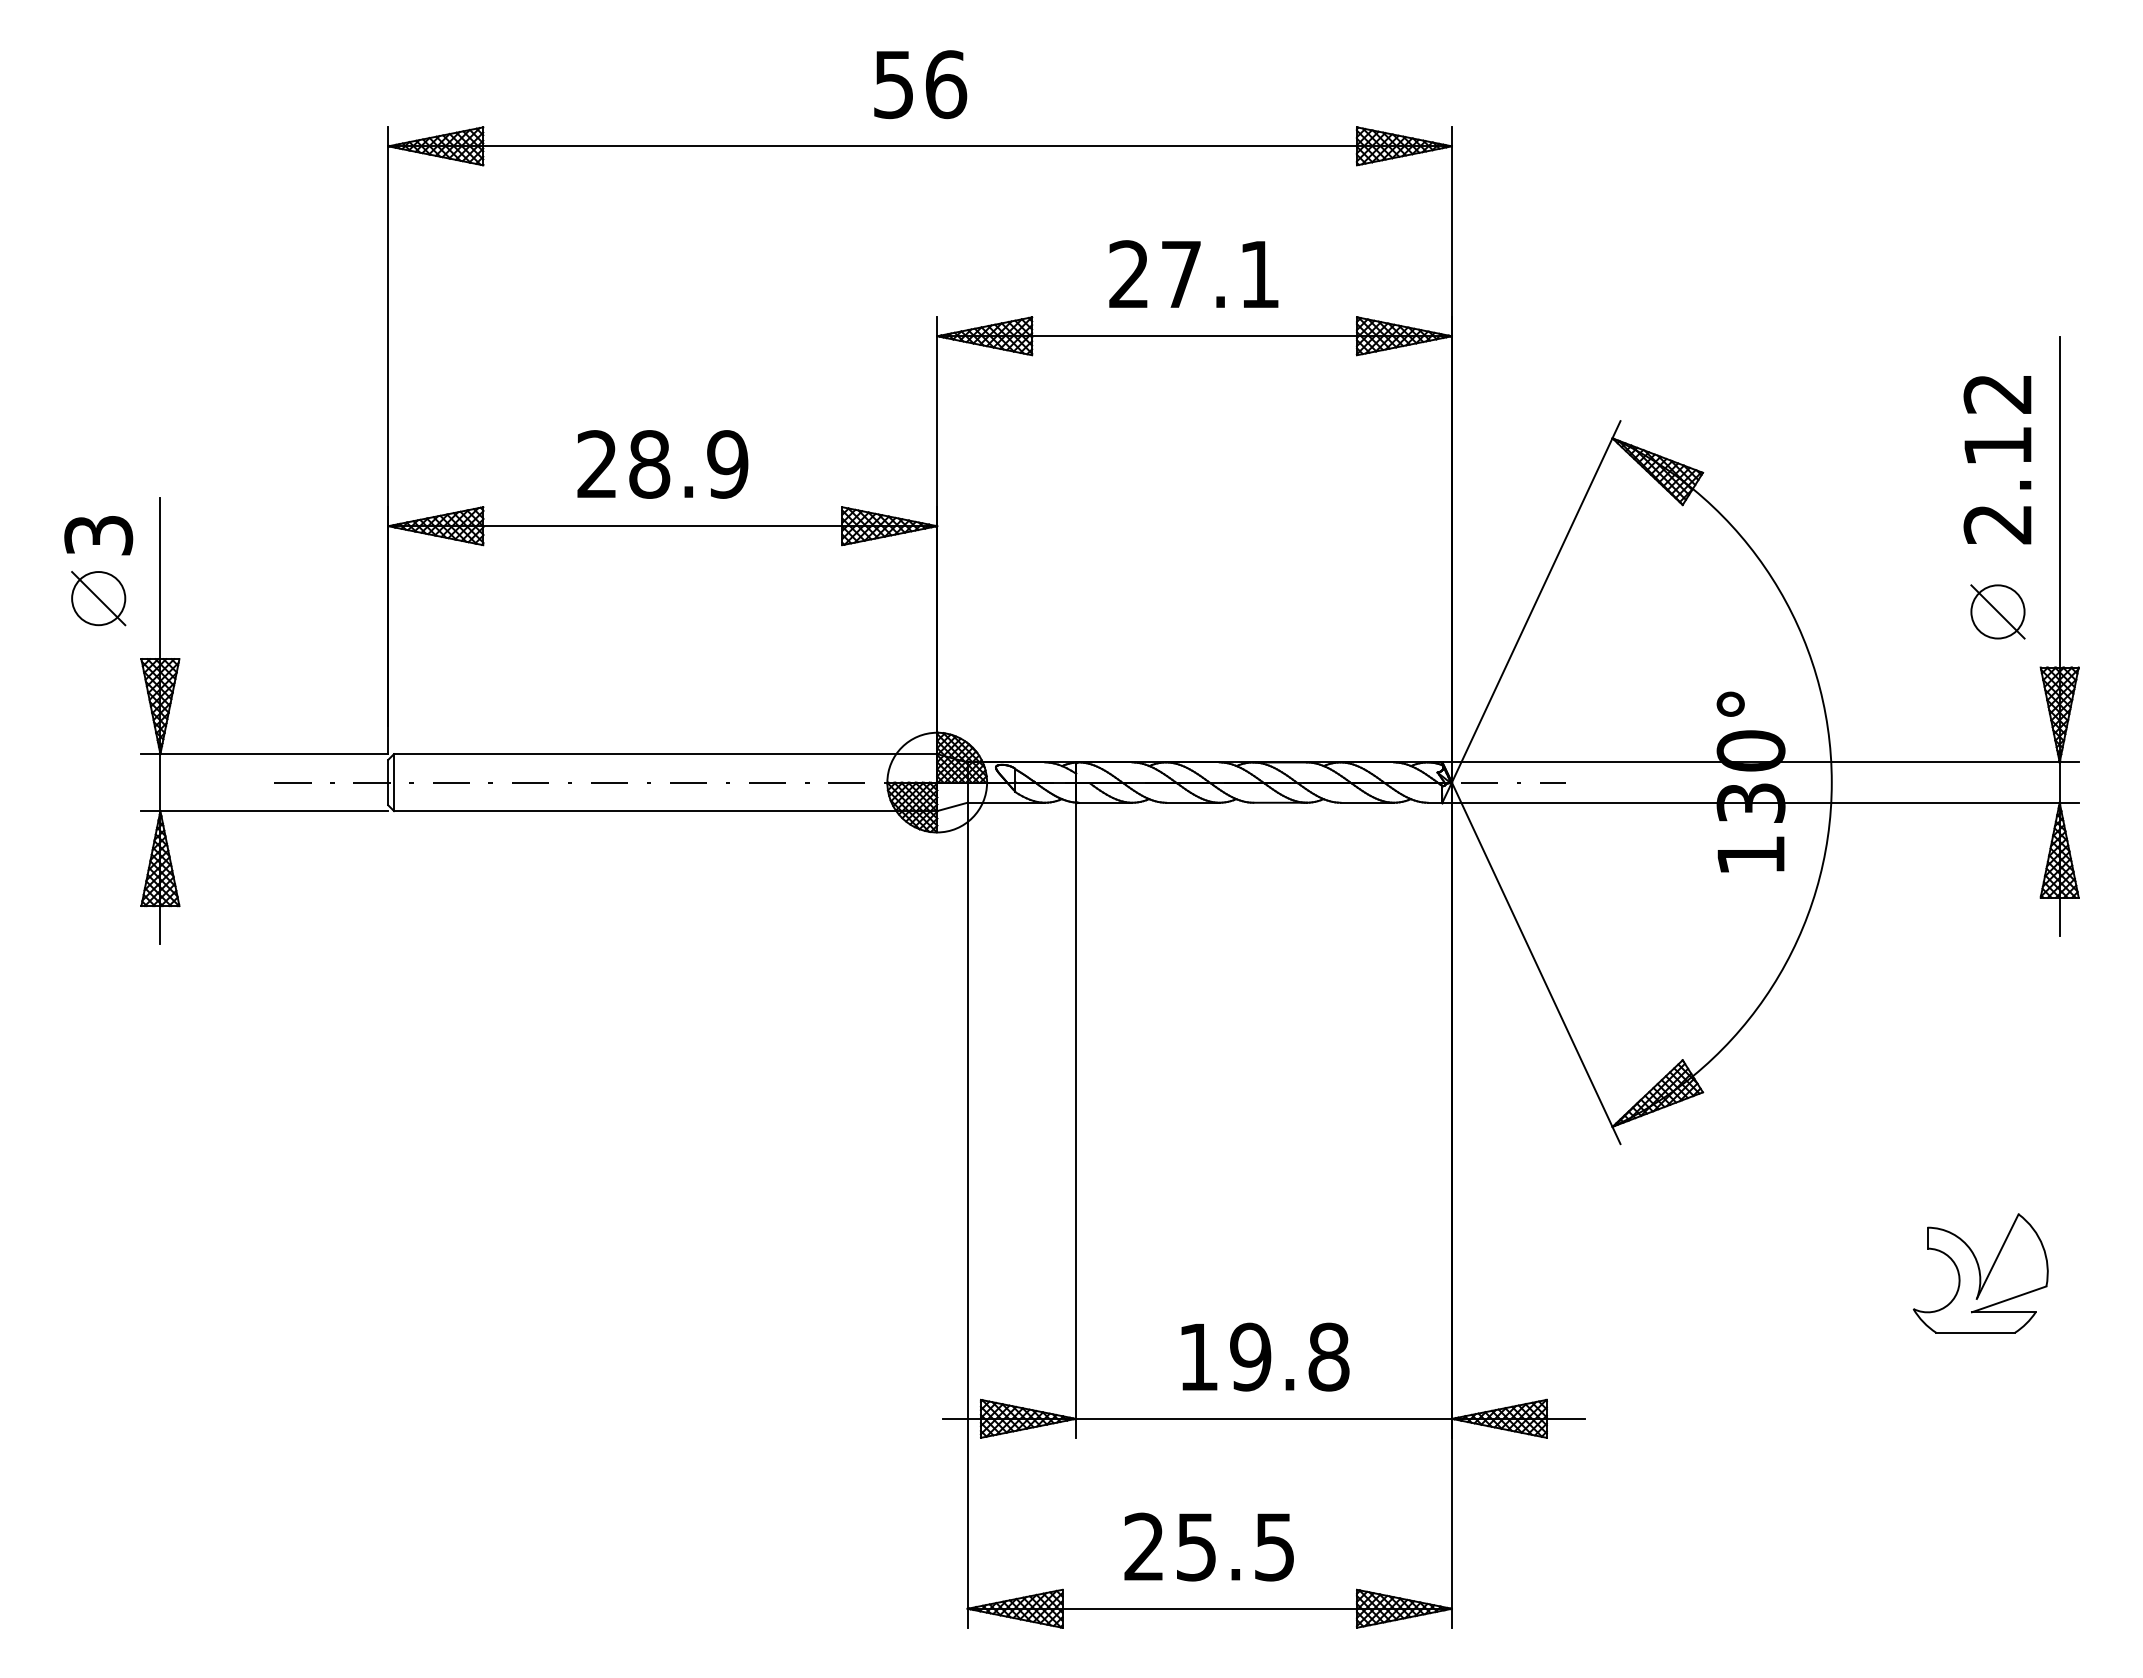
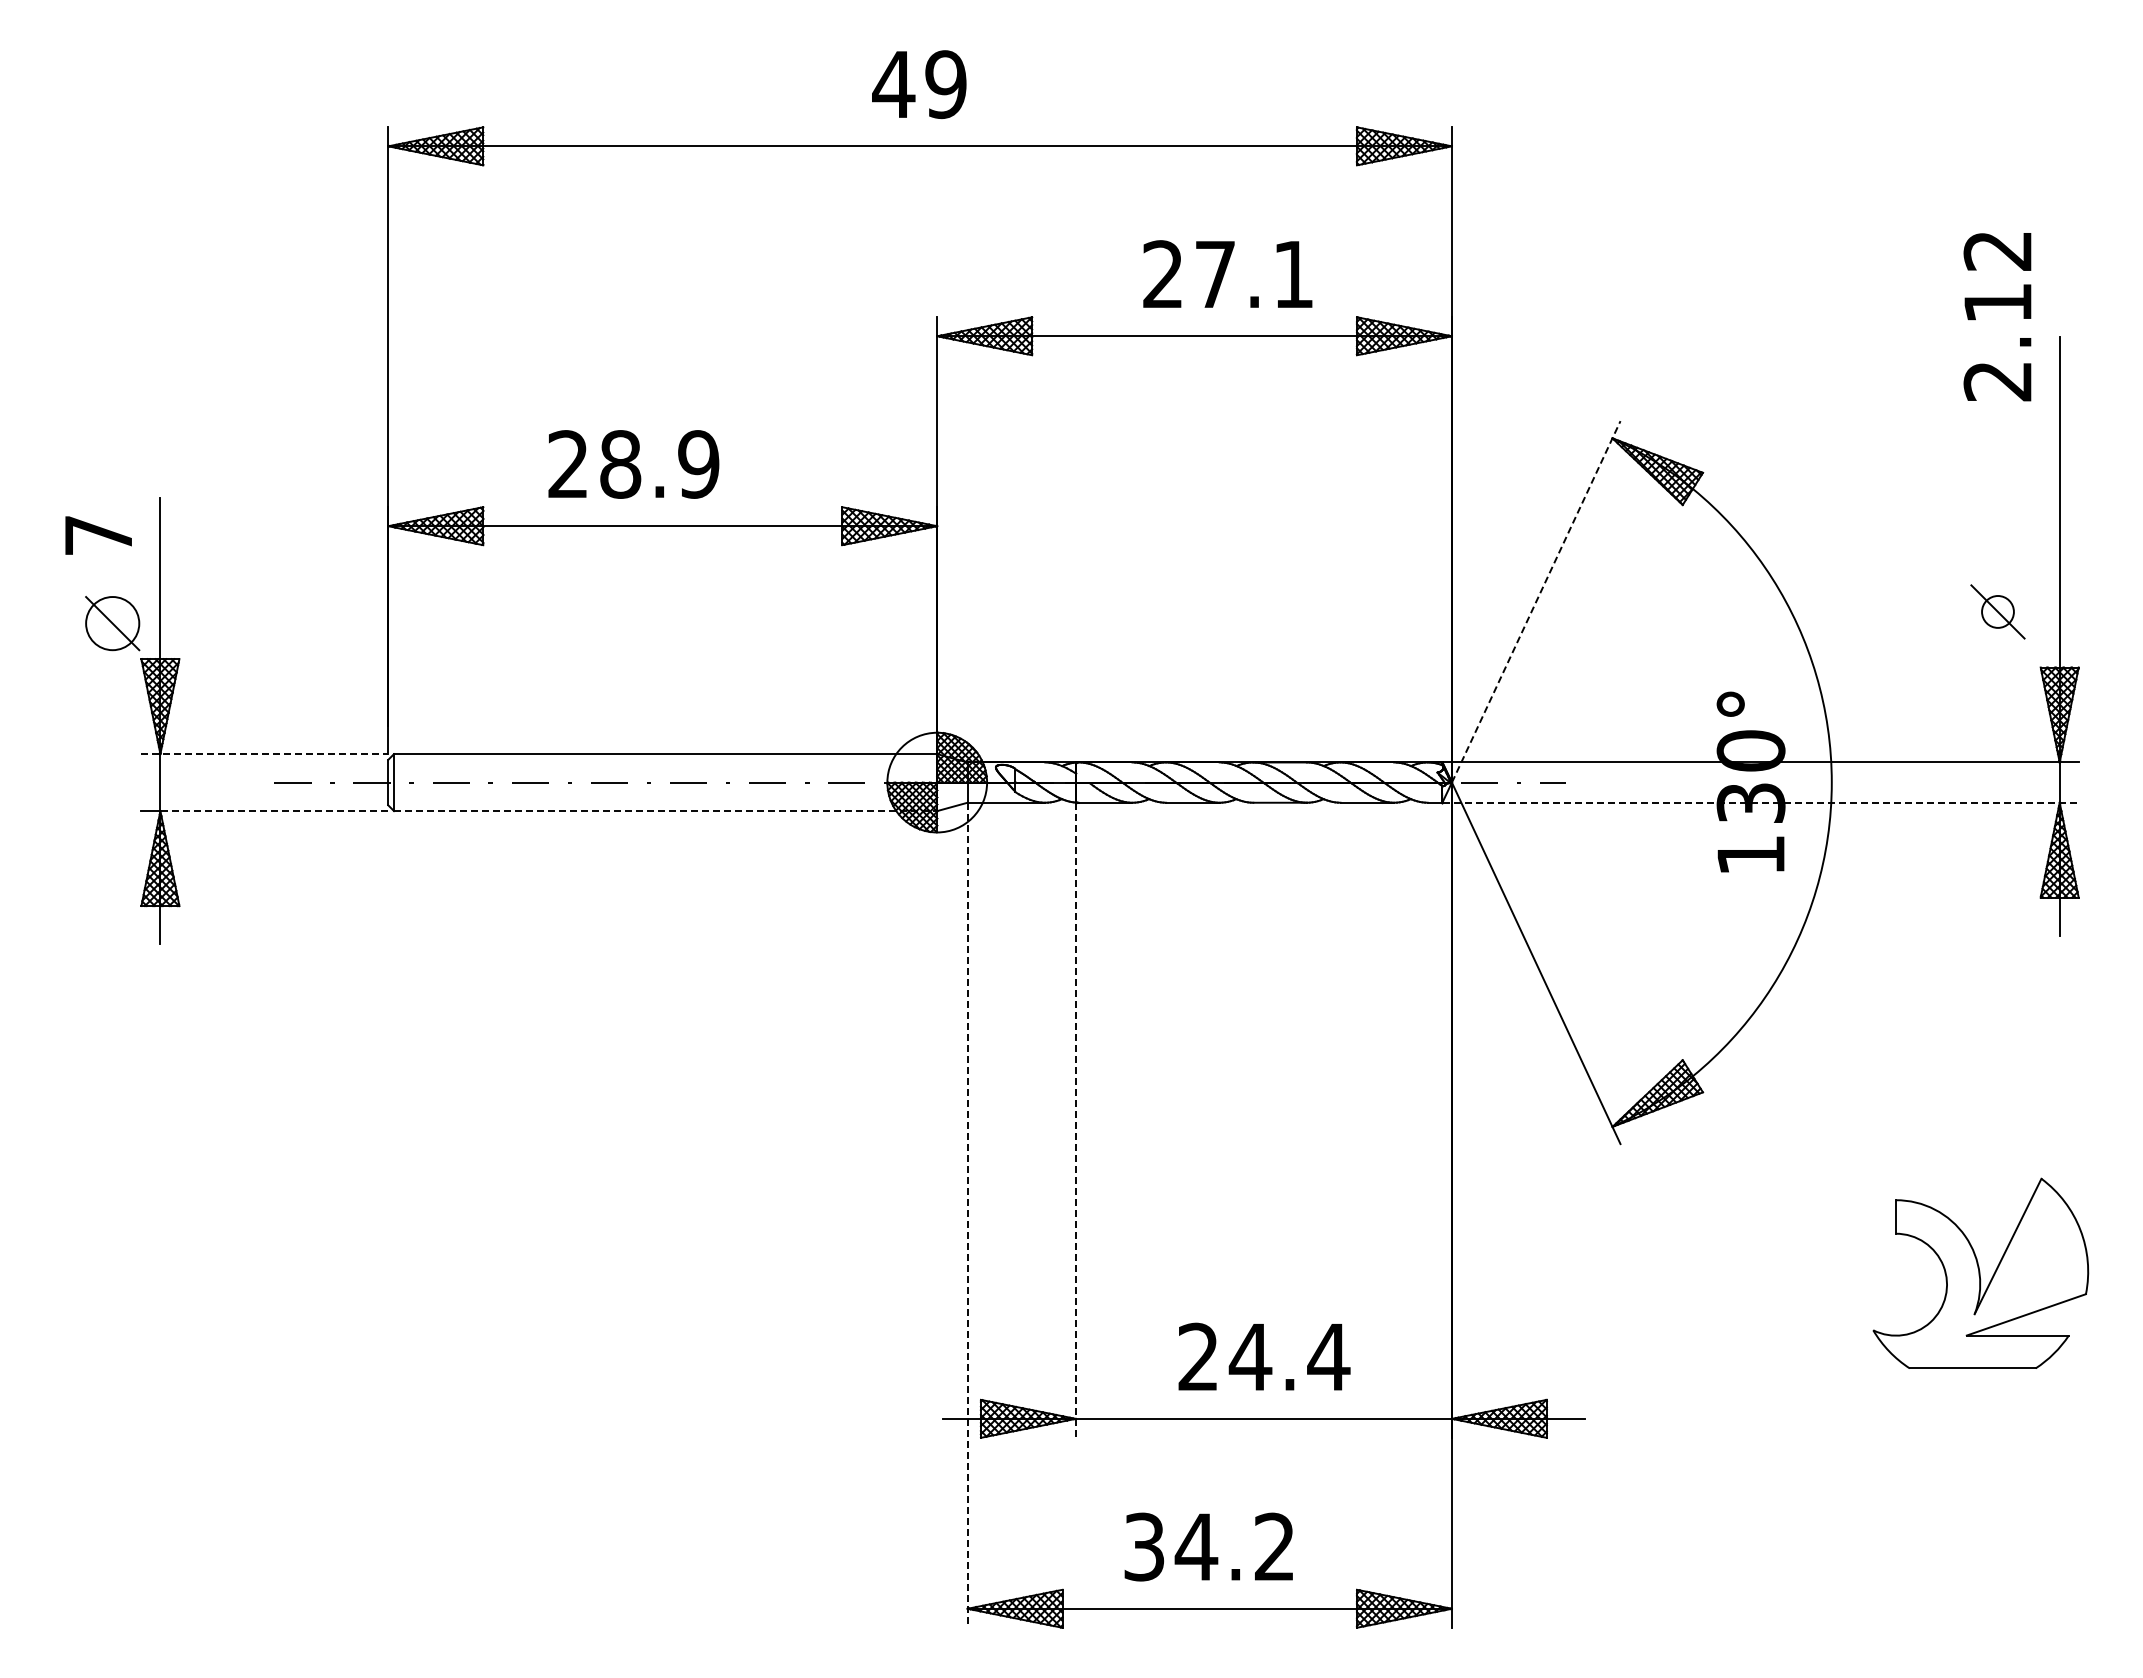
text: 56 -> 49 (919, 84)
text position: (1193, 273) -> (1227, 273) (1227, 273)
text position: (1997, 460) -> (1997, 317) (1997, 317)
text position: (662, 464) -> (633, 464) (633, 464)
text: 3 -> 7 (98, 535)
part position: (98, 598) -> (112, 623) (112, 623)
line: solid -> dashed (1536, 601)
circle diameter: 53 px -> 32 px (1997, 611)
line: solid -> dashed (265, 754)
line: solid -> dashed (1761, 802)
line: solid -> dashed (274, 811)
line: solid -> dashed (665, 811)
line: solid -> dashed (1075, 1120)
line: solid -> dashed (967, 1215)
part size: 137x121 px -> 218x192 px (1980, 1272)
text: 19.8 -> 24.4 (1264, 1356)
text: 25.5 -> 34.2 (1208, 1546)
